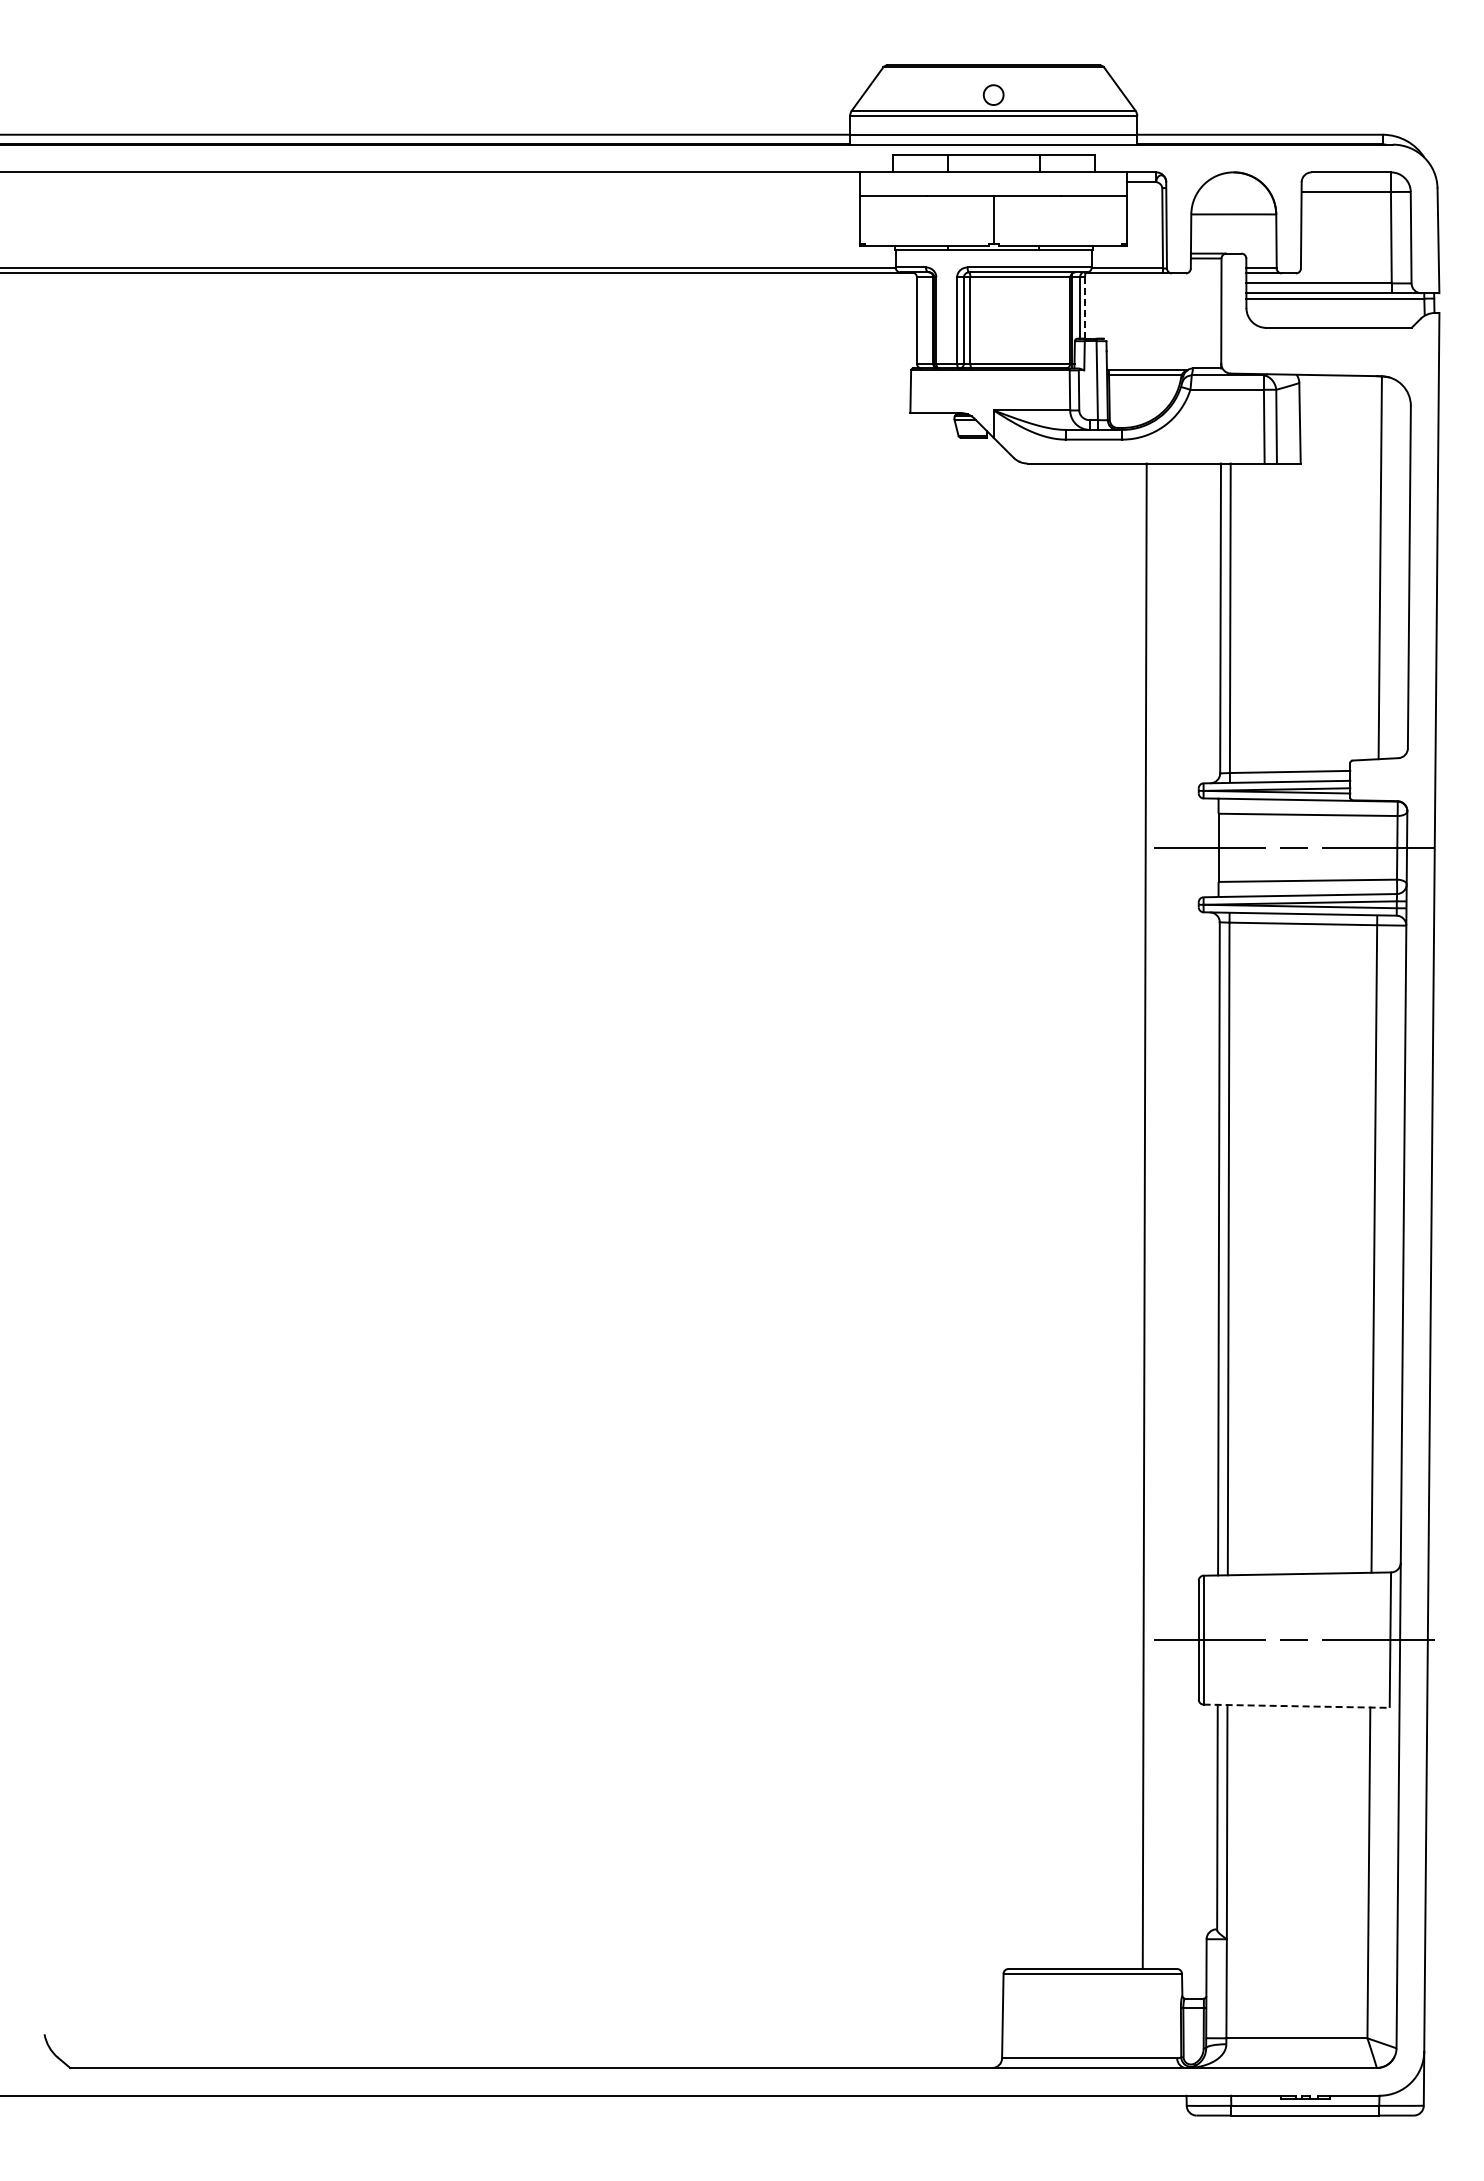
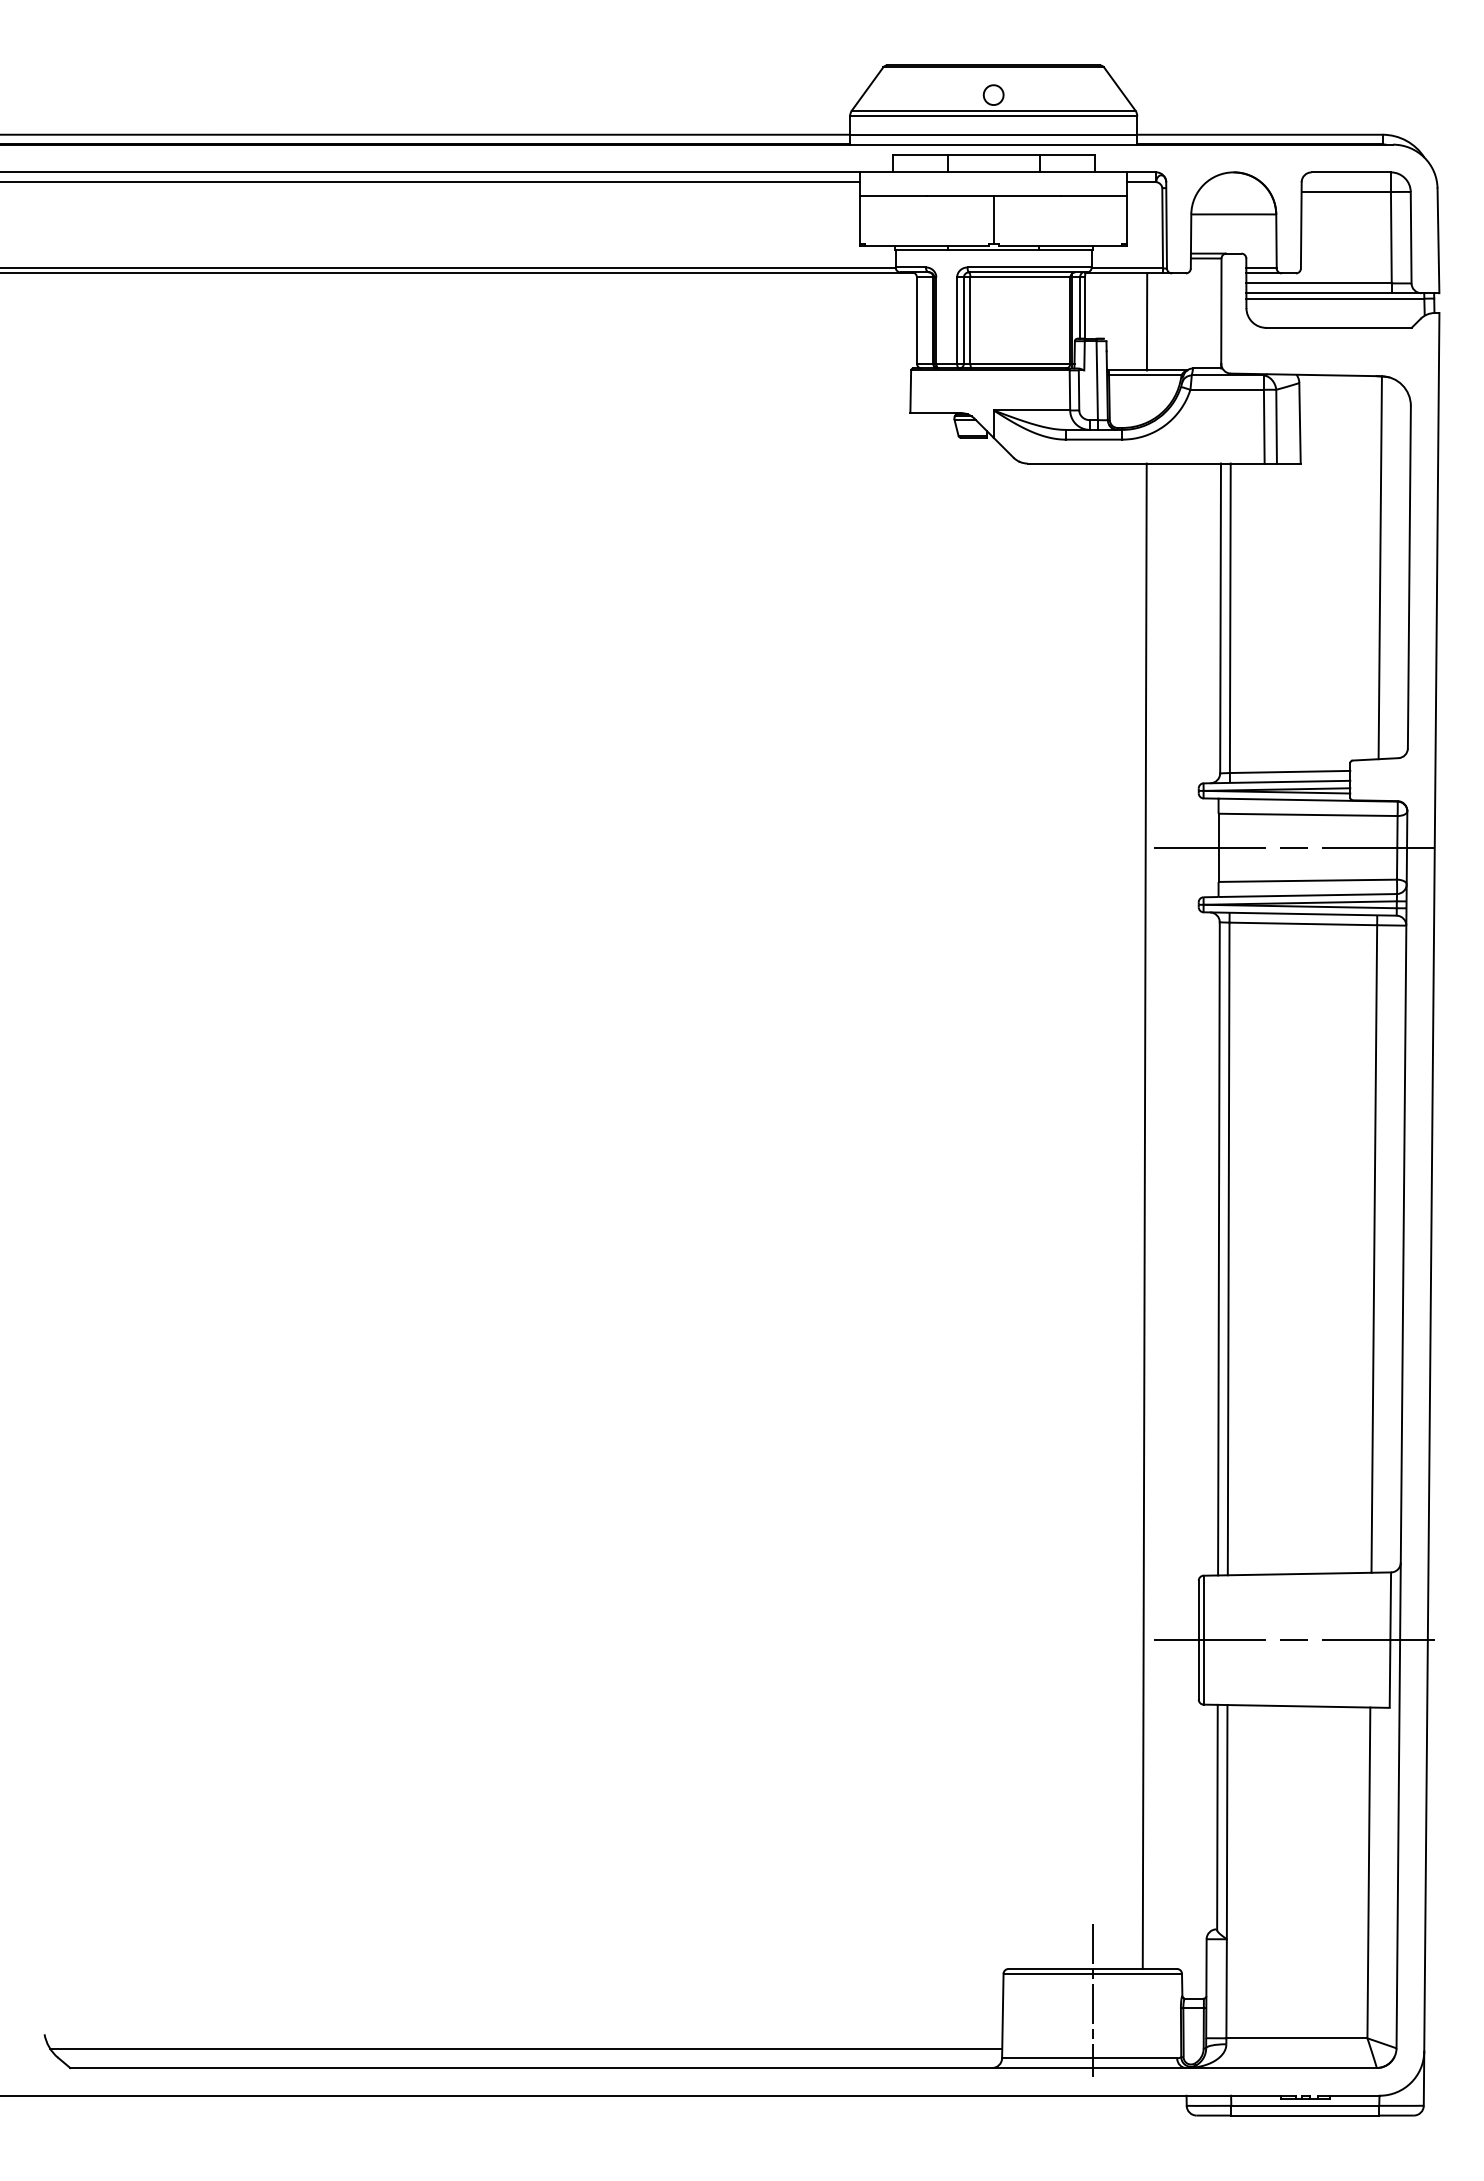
line: none -> present (430, 182)
line: dashed -> solid (1085, 308)
line: none -> present (1146, 321)
line: dashed -> solid (1297, 1706)
line: none -> present (1092, 2000)
line: none -> present (526, 2048)
